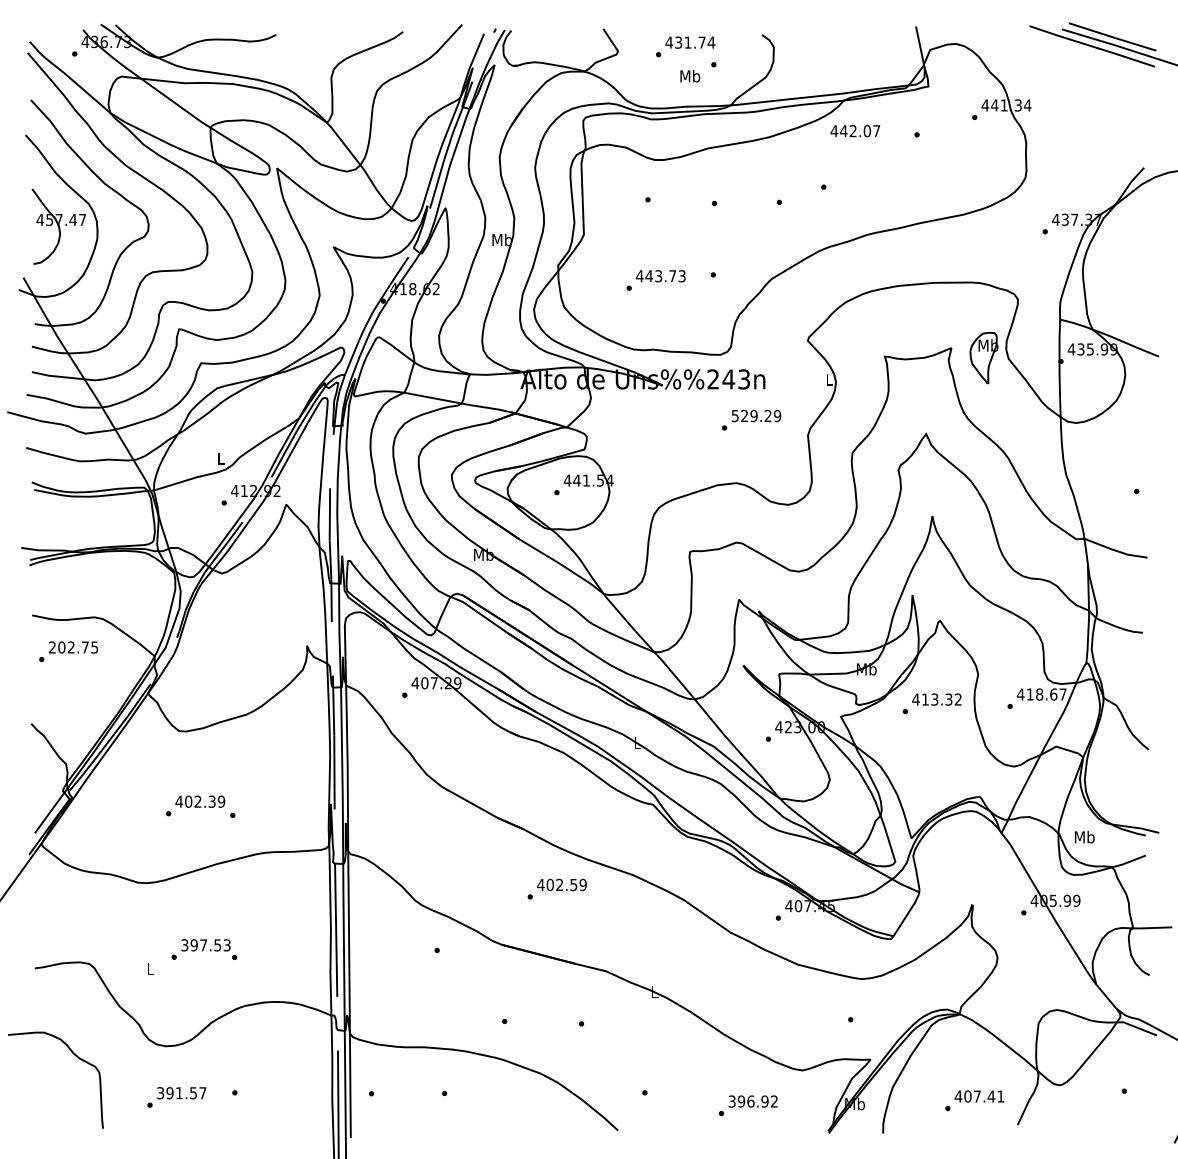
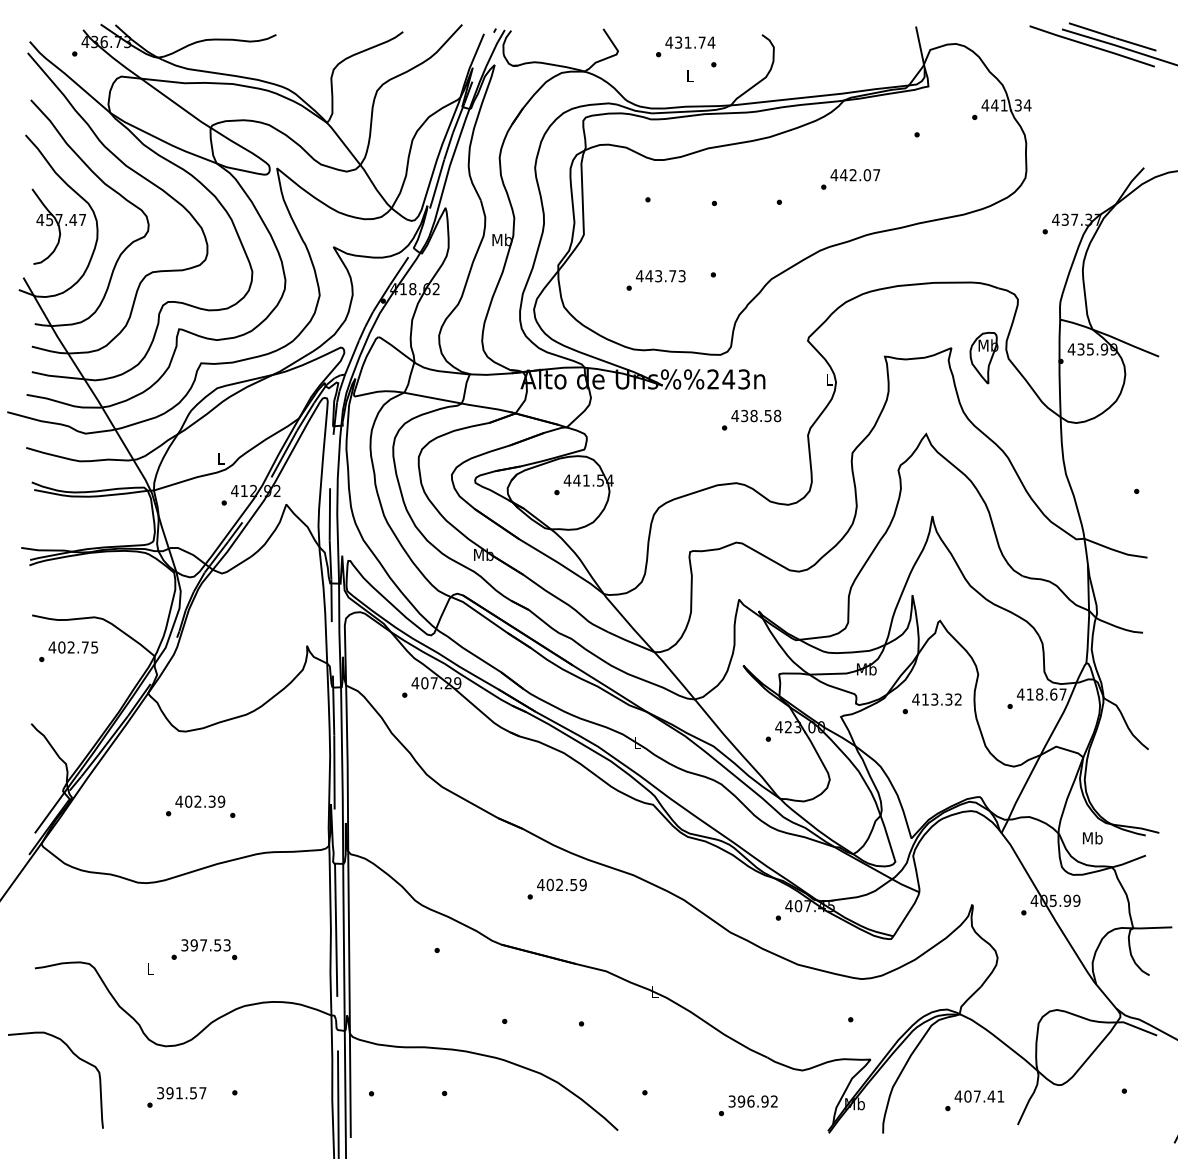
text: Mb -> L (690, 75)
text position: (855, 131) -> (855, 175) (855, 175)
text: 529.29 -> 438.58 (756, 415)
text: 202.75 -> 402.75 (52, 647)
text position: (1084, 836) -> (1092, 837) (1092, 837)
